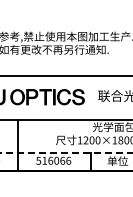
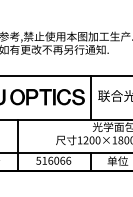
line: none -> present (90, 97)
line: dashed -> solid (66, 152)
